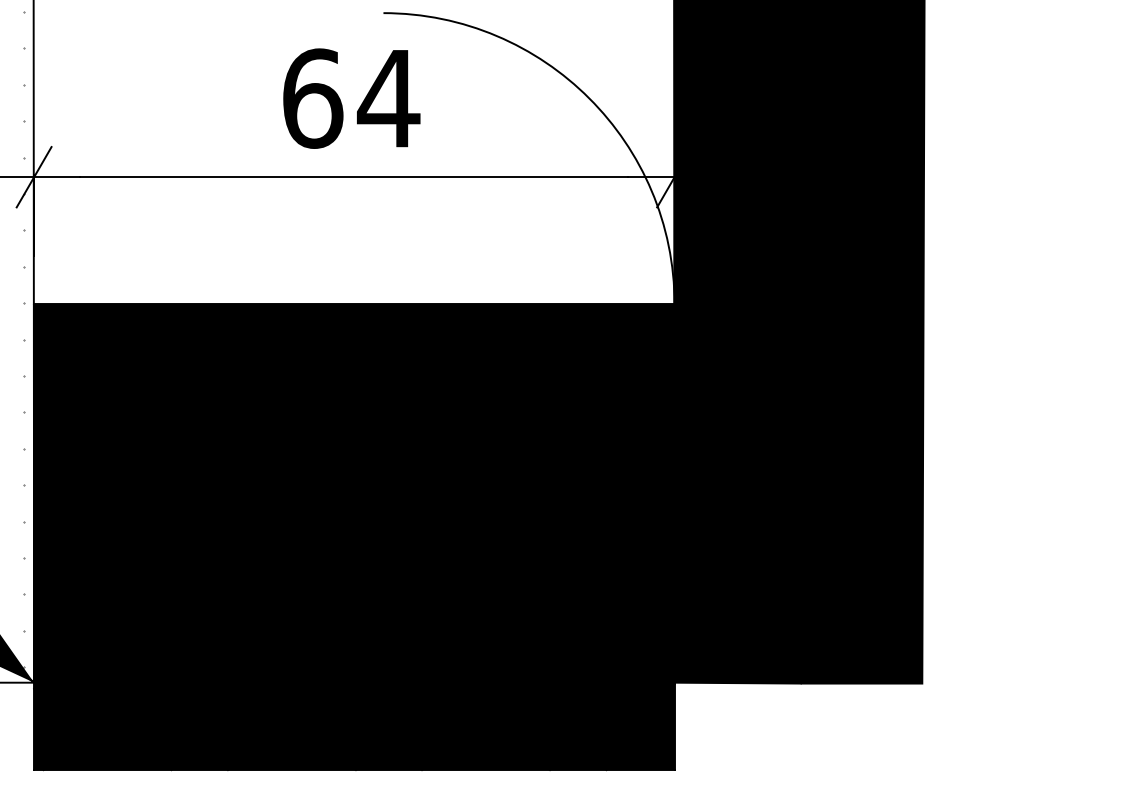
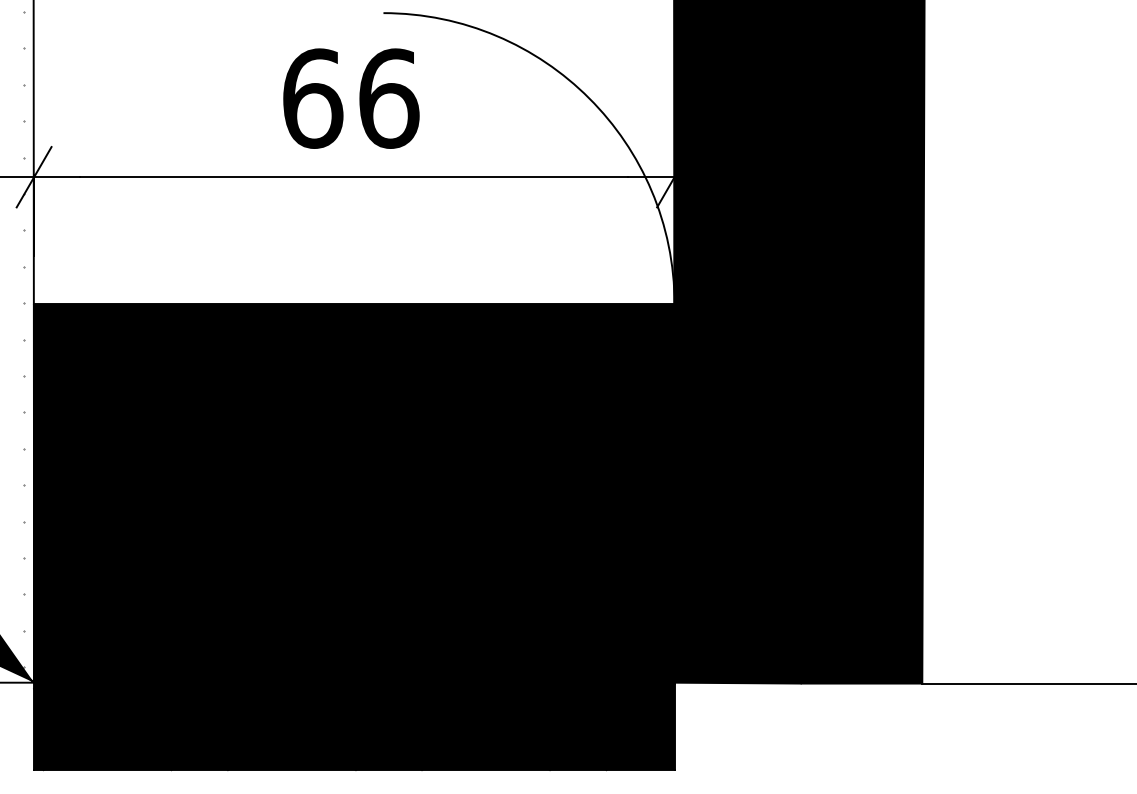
text: 64 -> 66 (388, 98)
line: none -> present (1027, 683)
